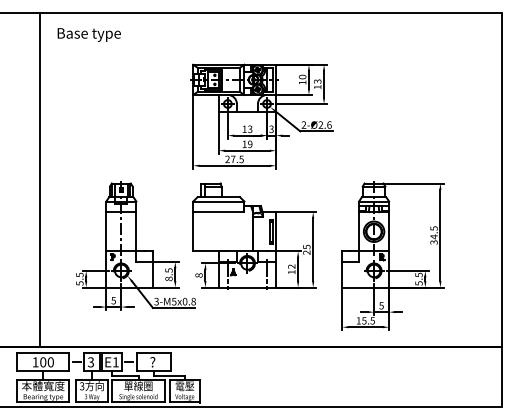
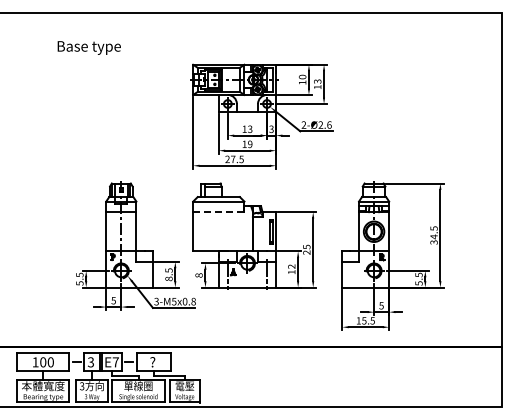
text position: (88, 34) -> (88, 47) (88, 47)
line: present -> none (39, 179)
line: solid -> dashed (218, 212)
text: E1 -> E7 (115, 362)
